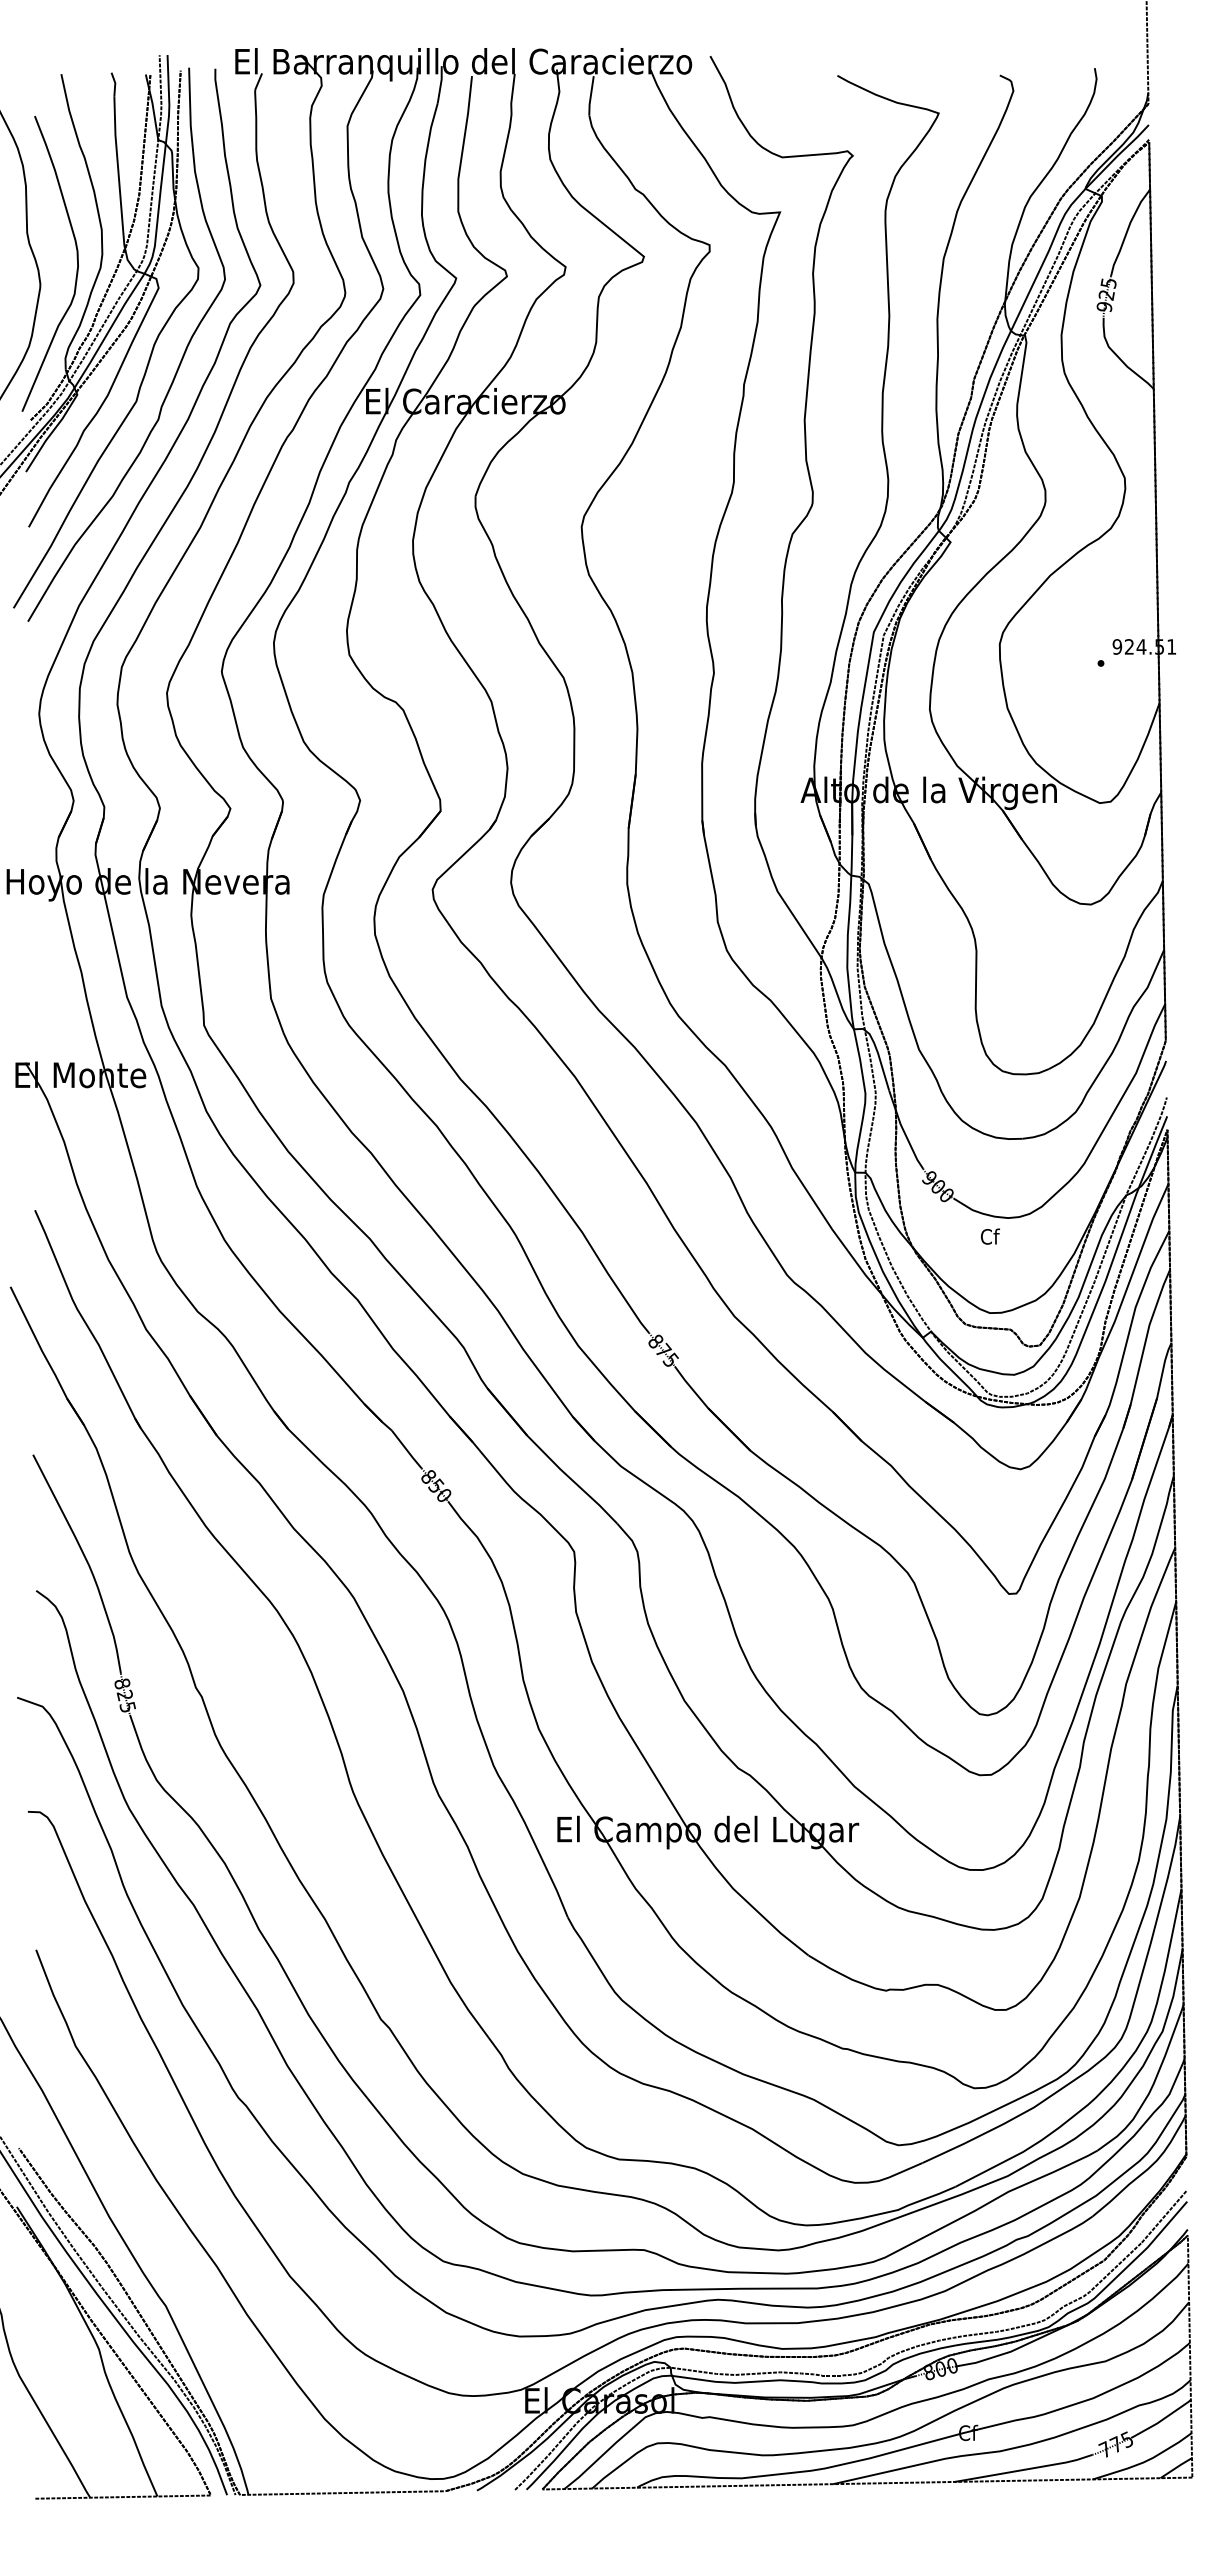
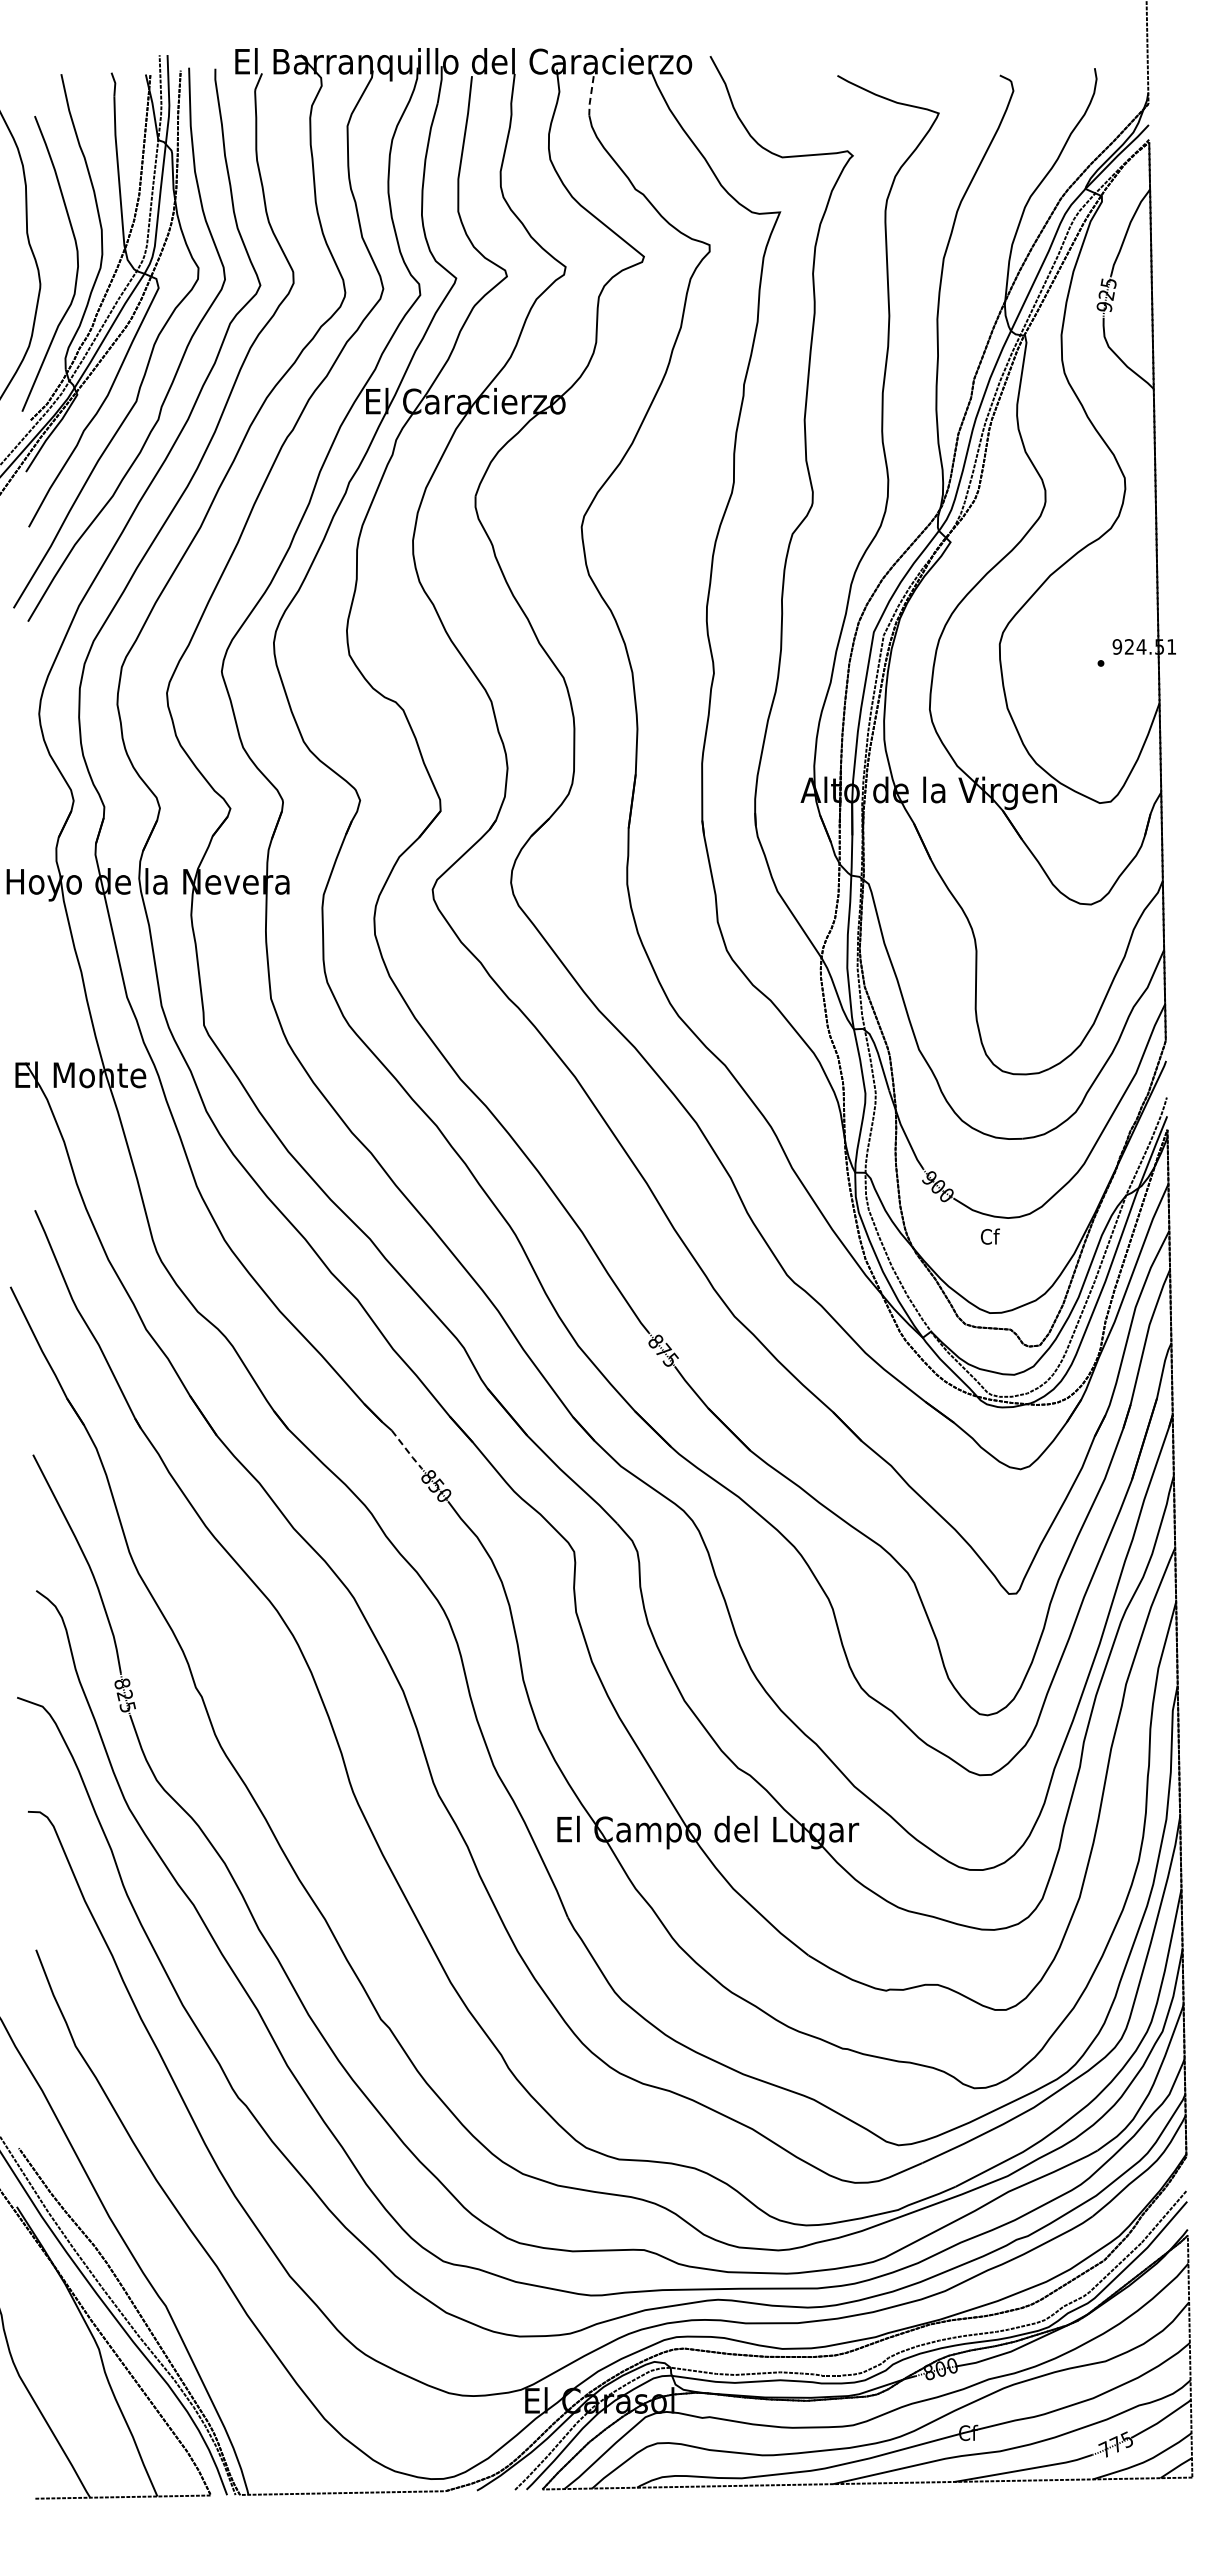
line: solid -> dashed (590, 96)
line: solid -> dashed (406, 1450)
